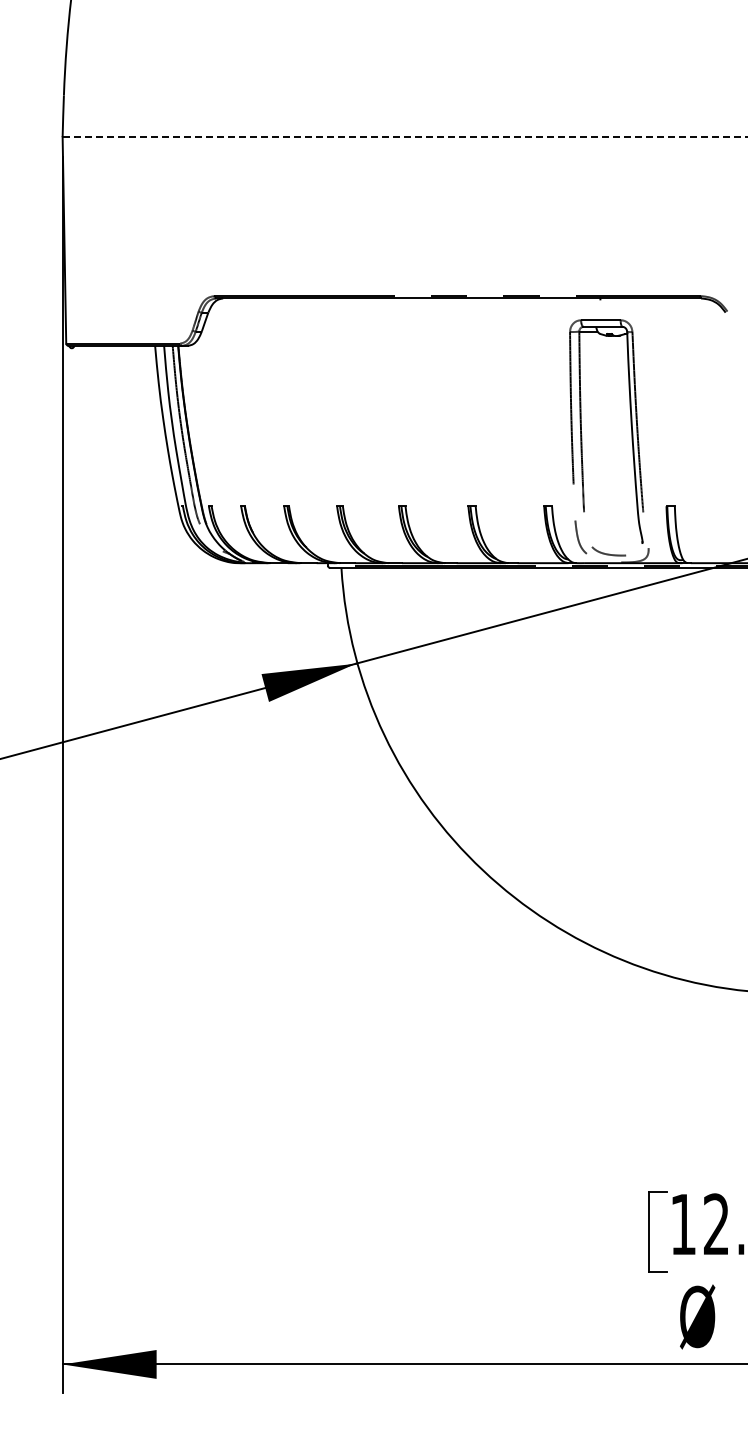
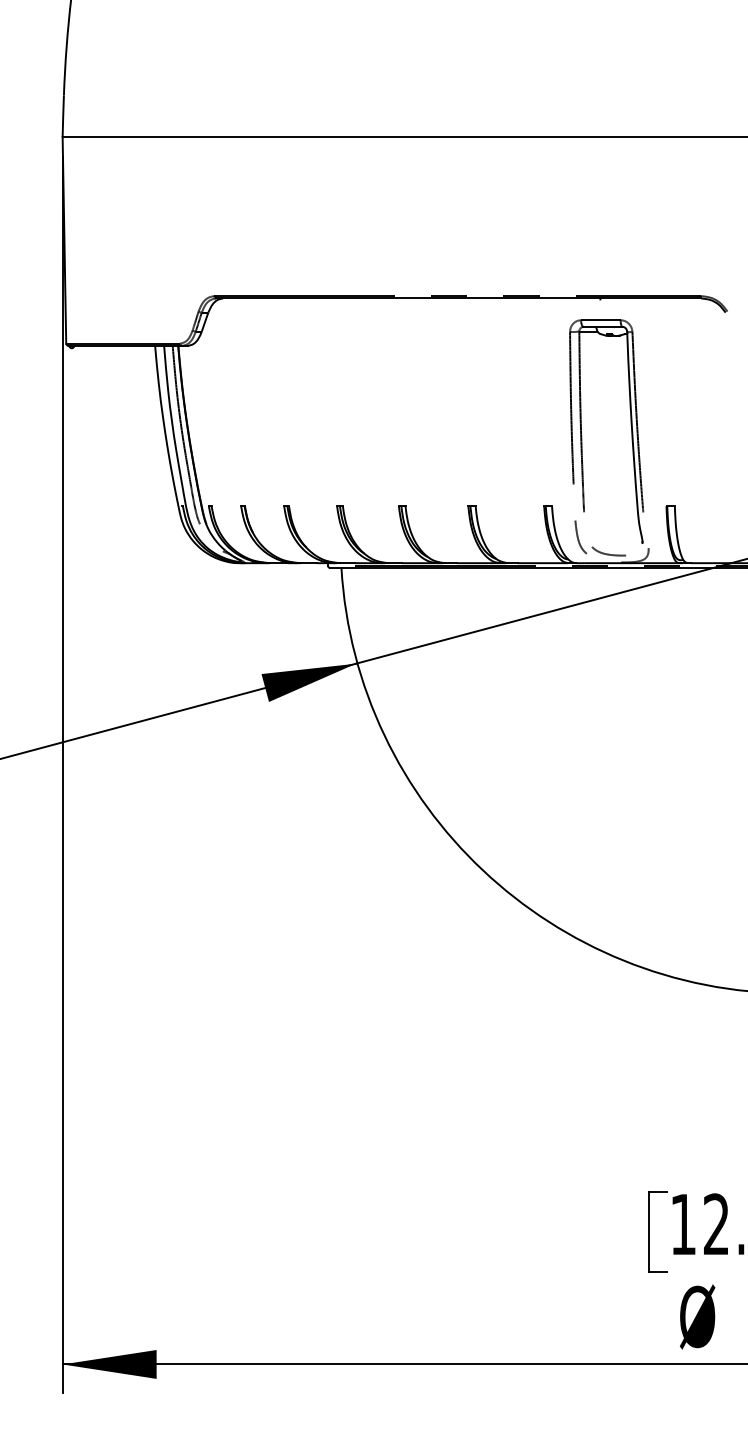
line: dashed -> solid (405, 137)
